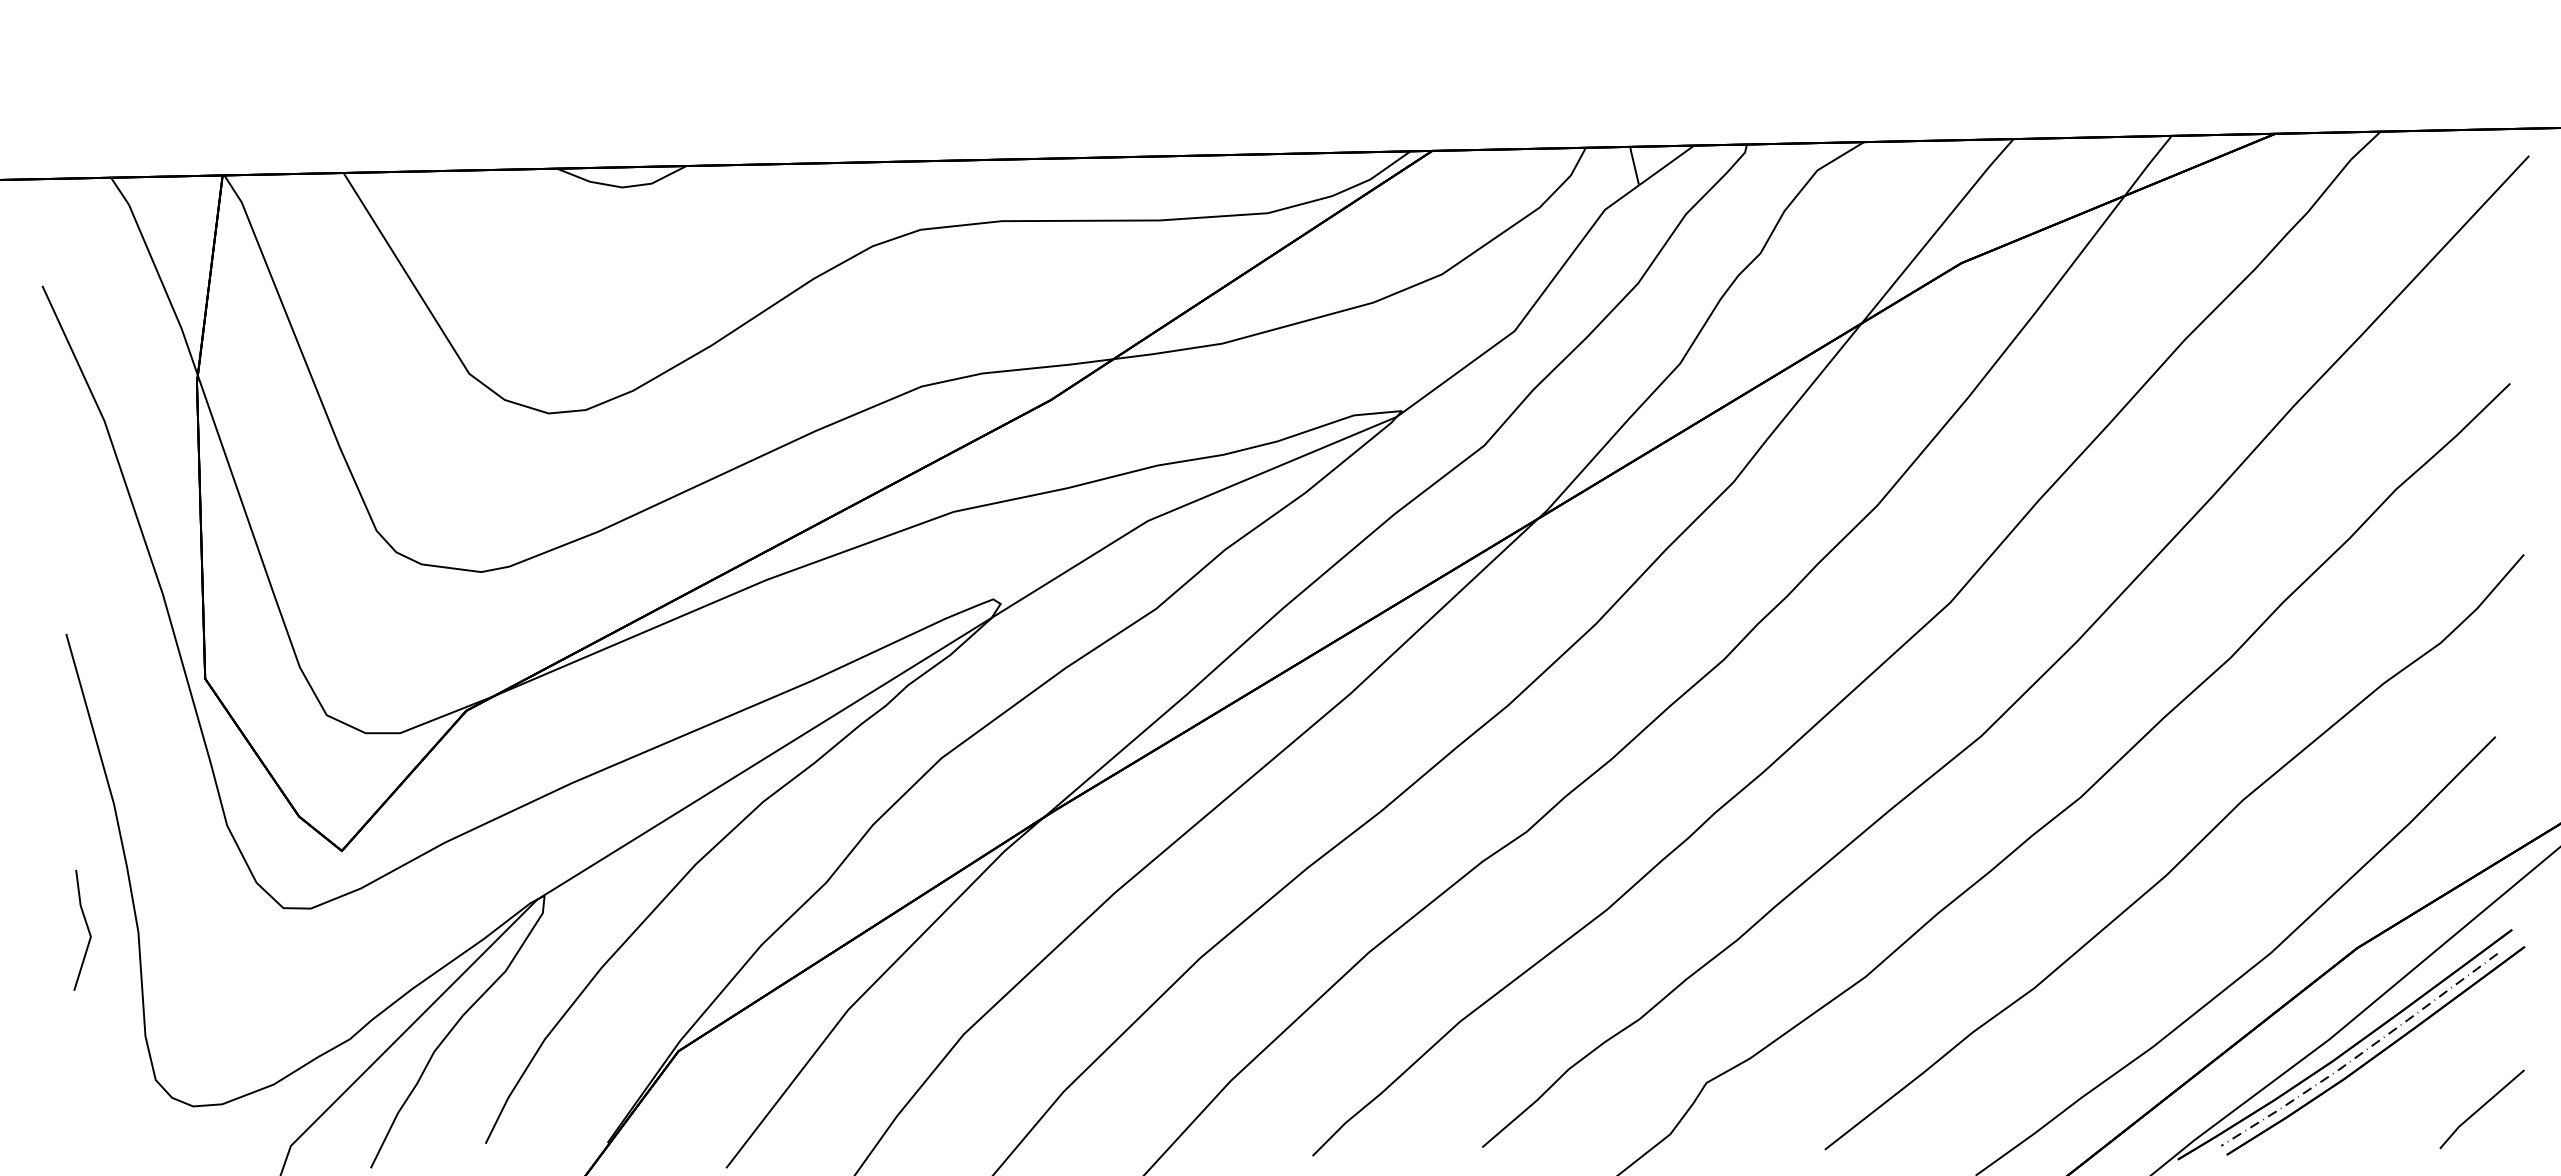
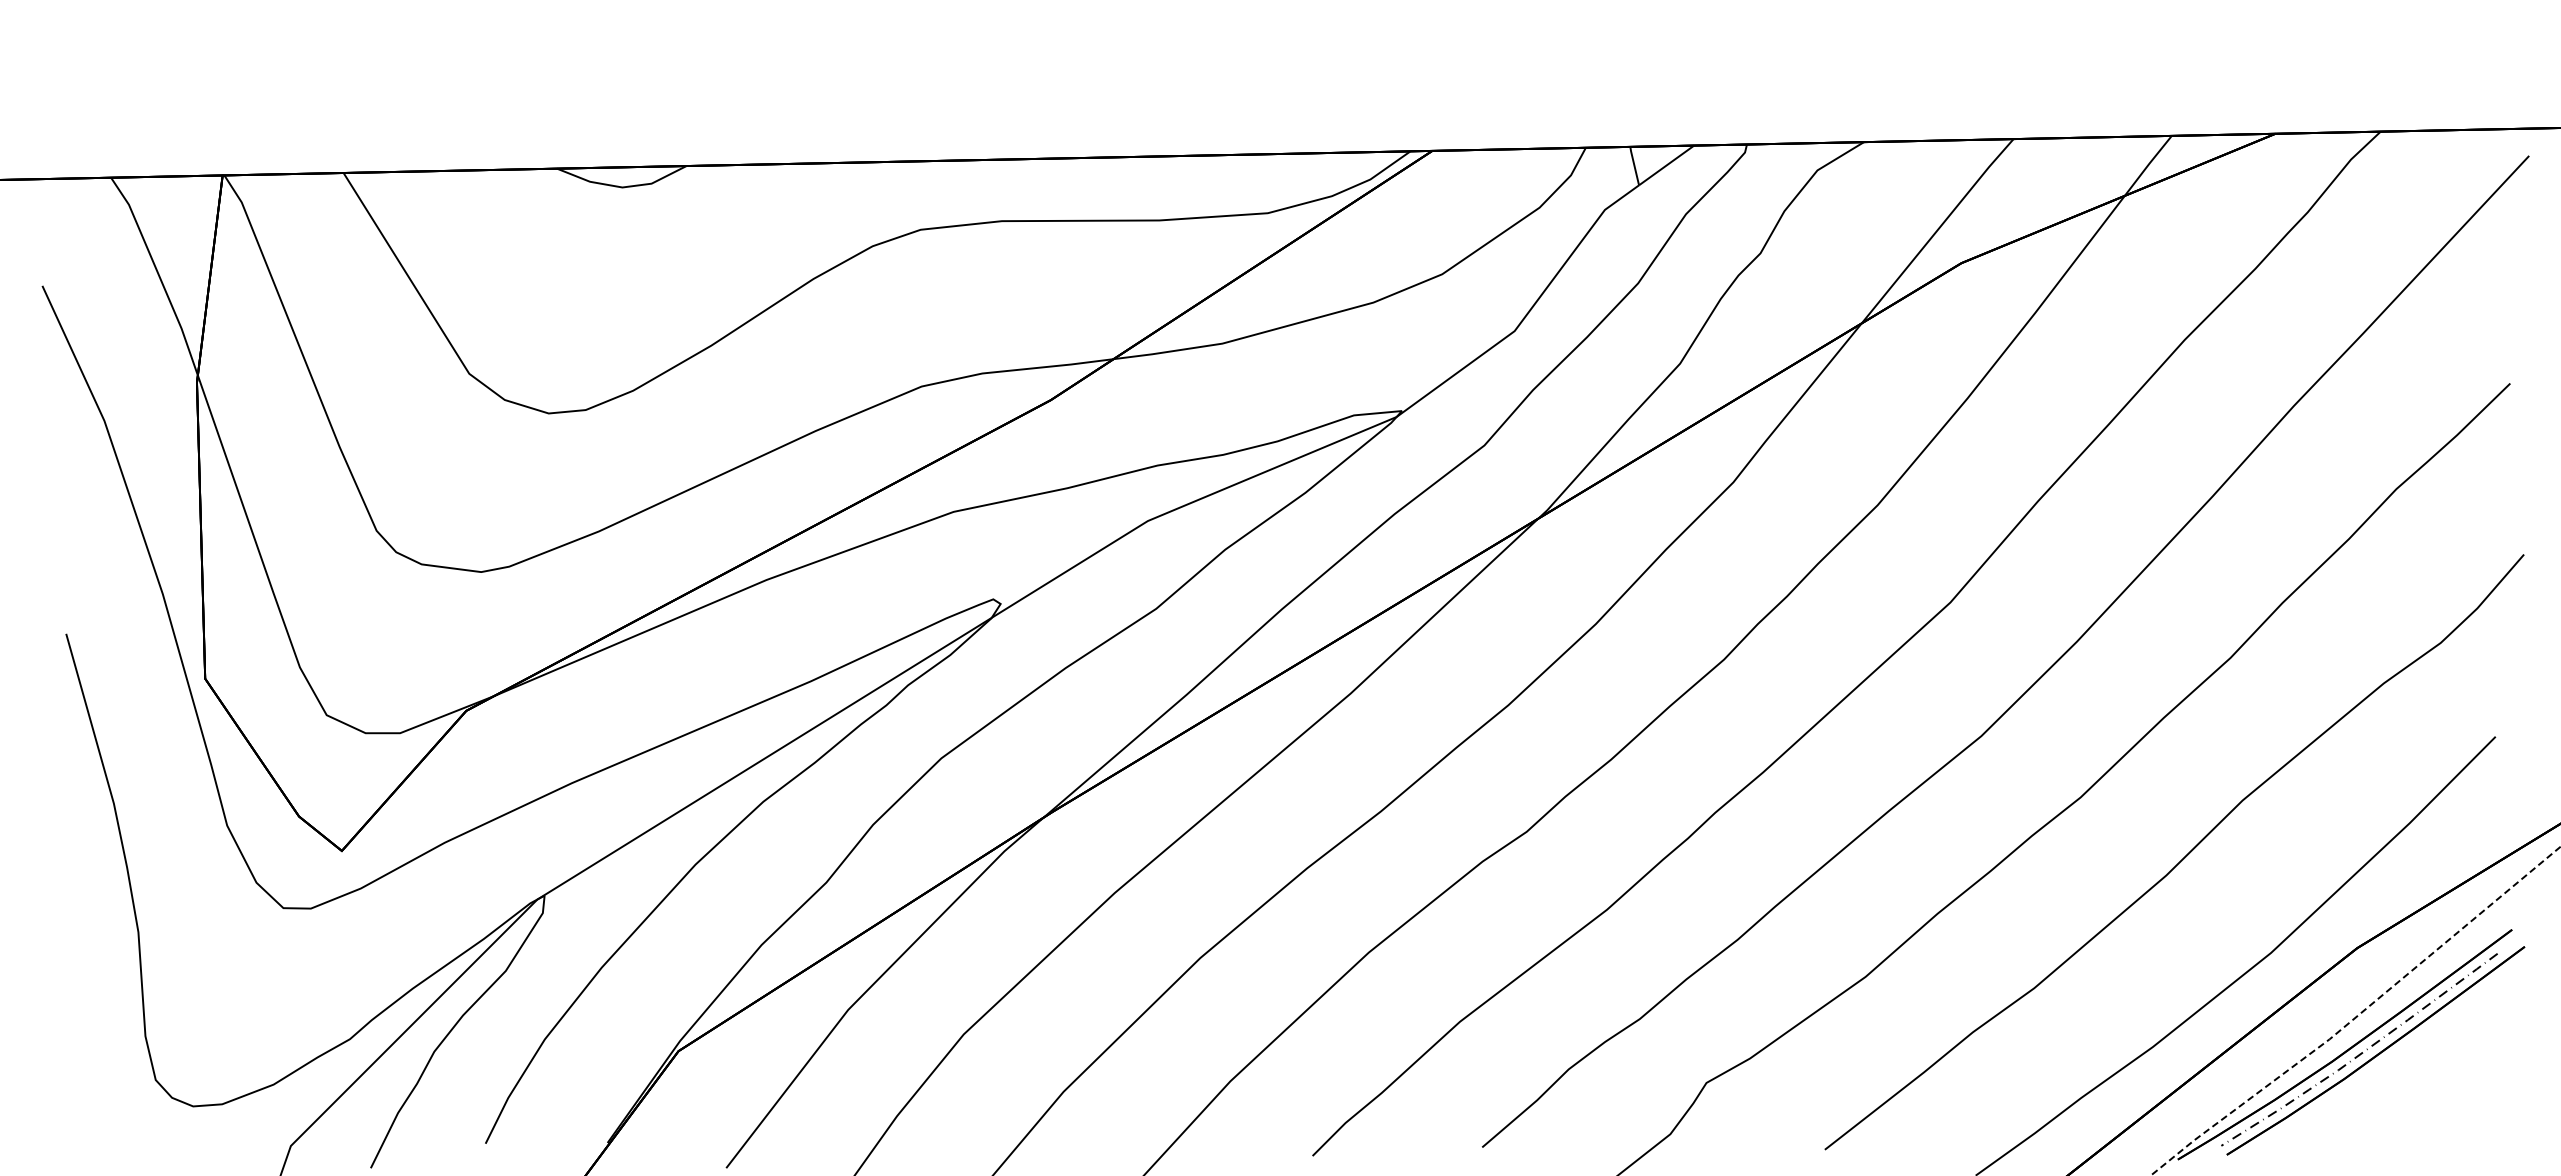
line: present -> none (86, 927)
line: solid -> dashed (2357, 1016)
line: present -> none (2481, 1108)
